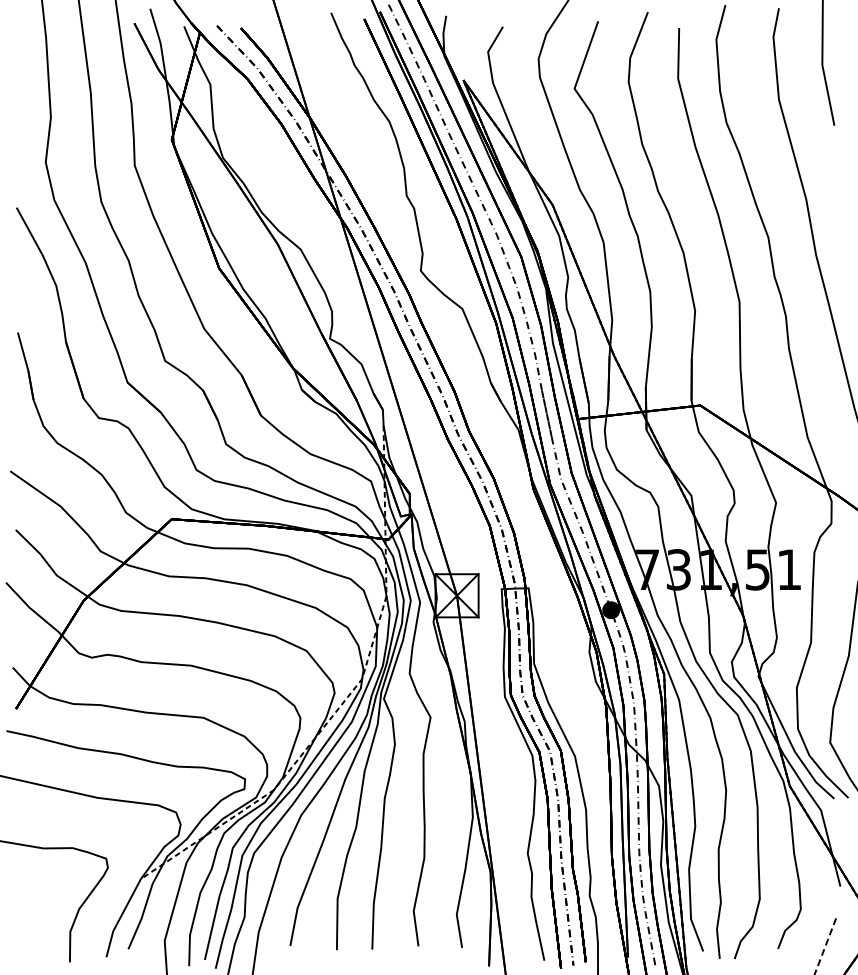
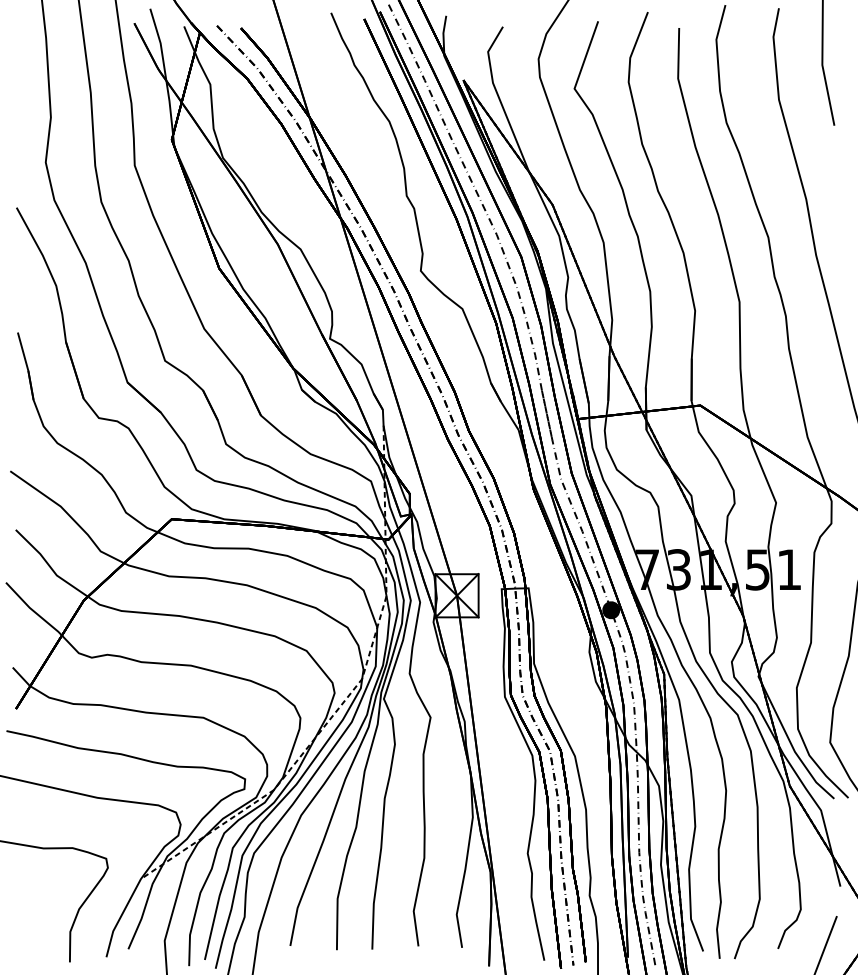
line: dashed -> solid (826, 944)
